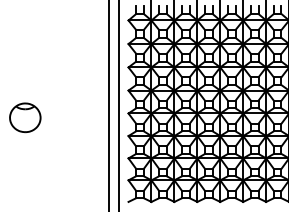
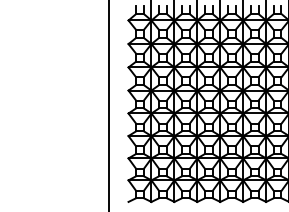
line: present -> none (118, 105)
part: present -> none (25, 117)
